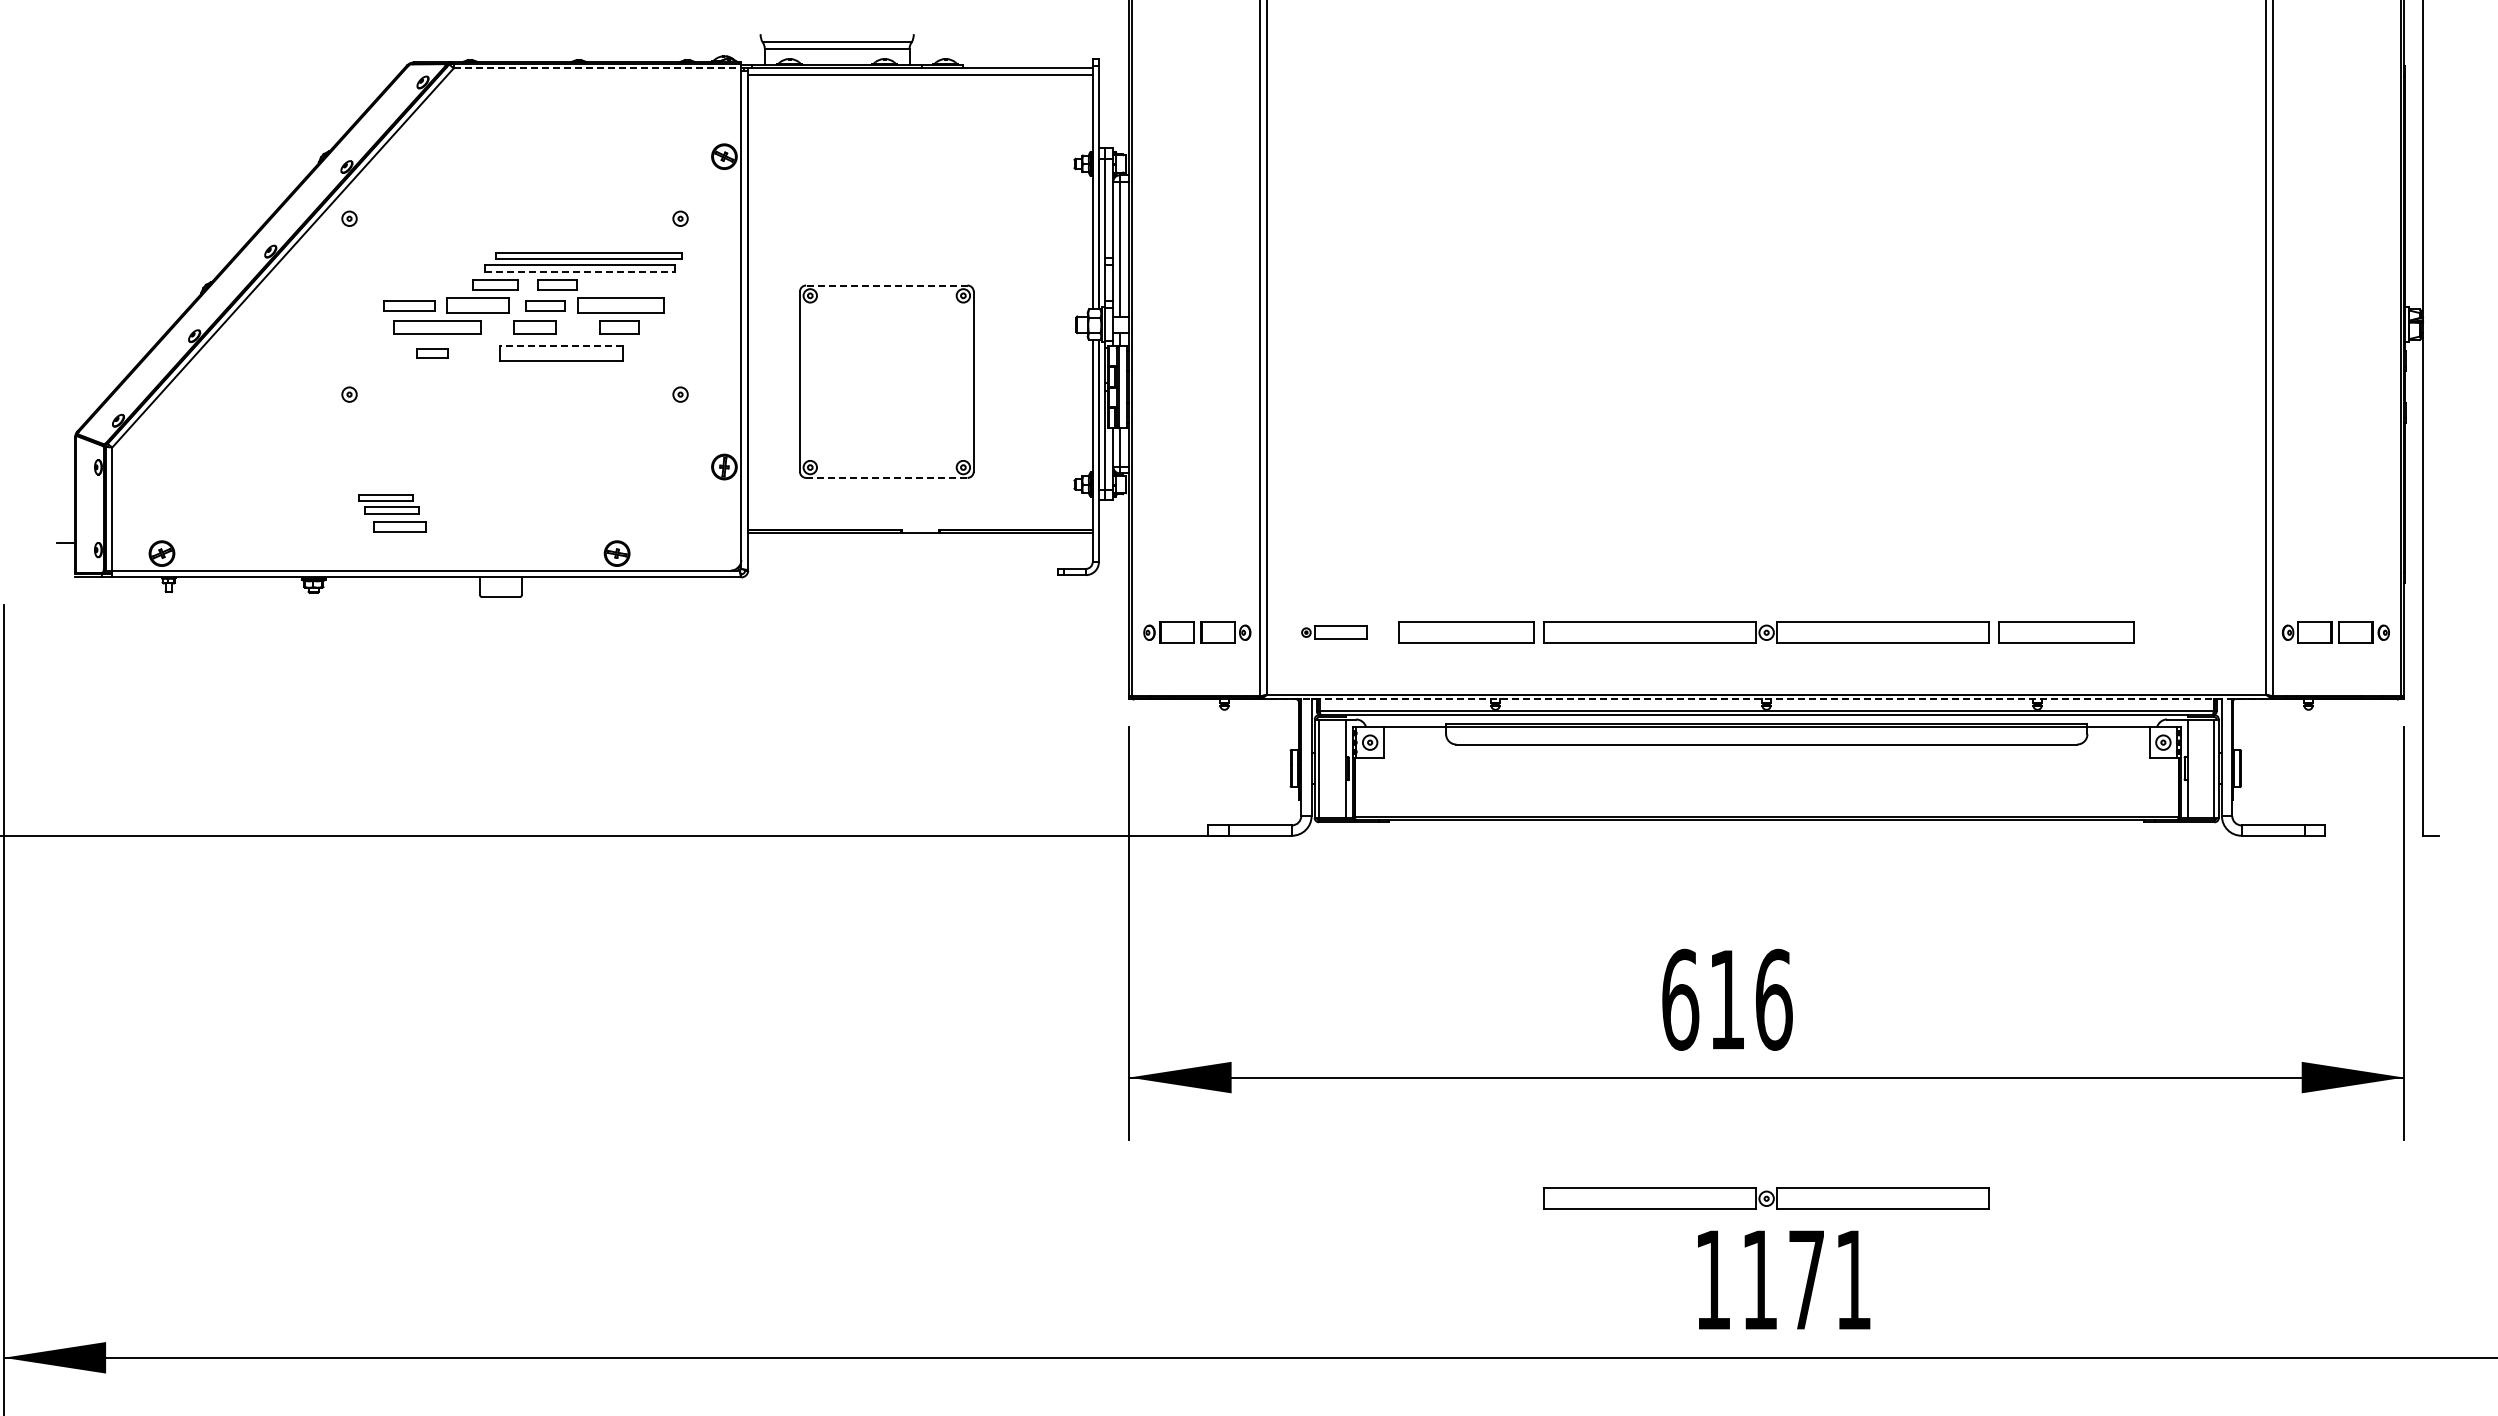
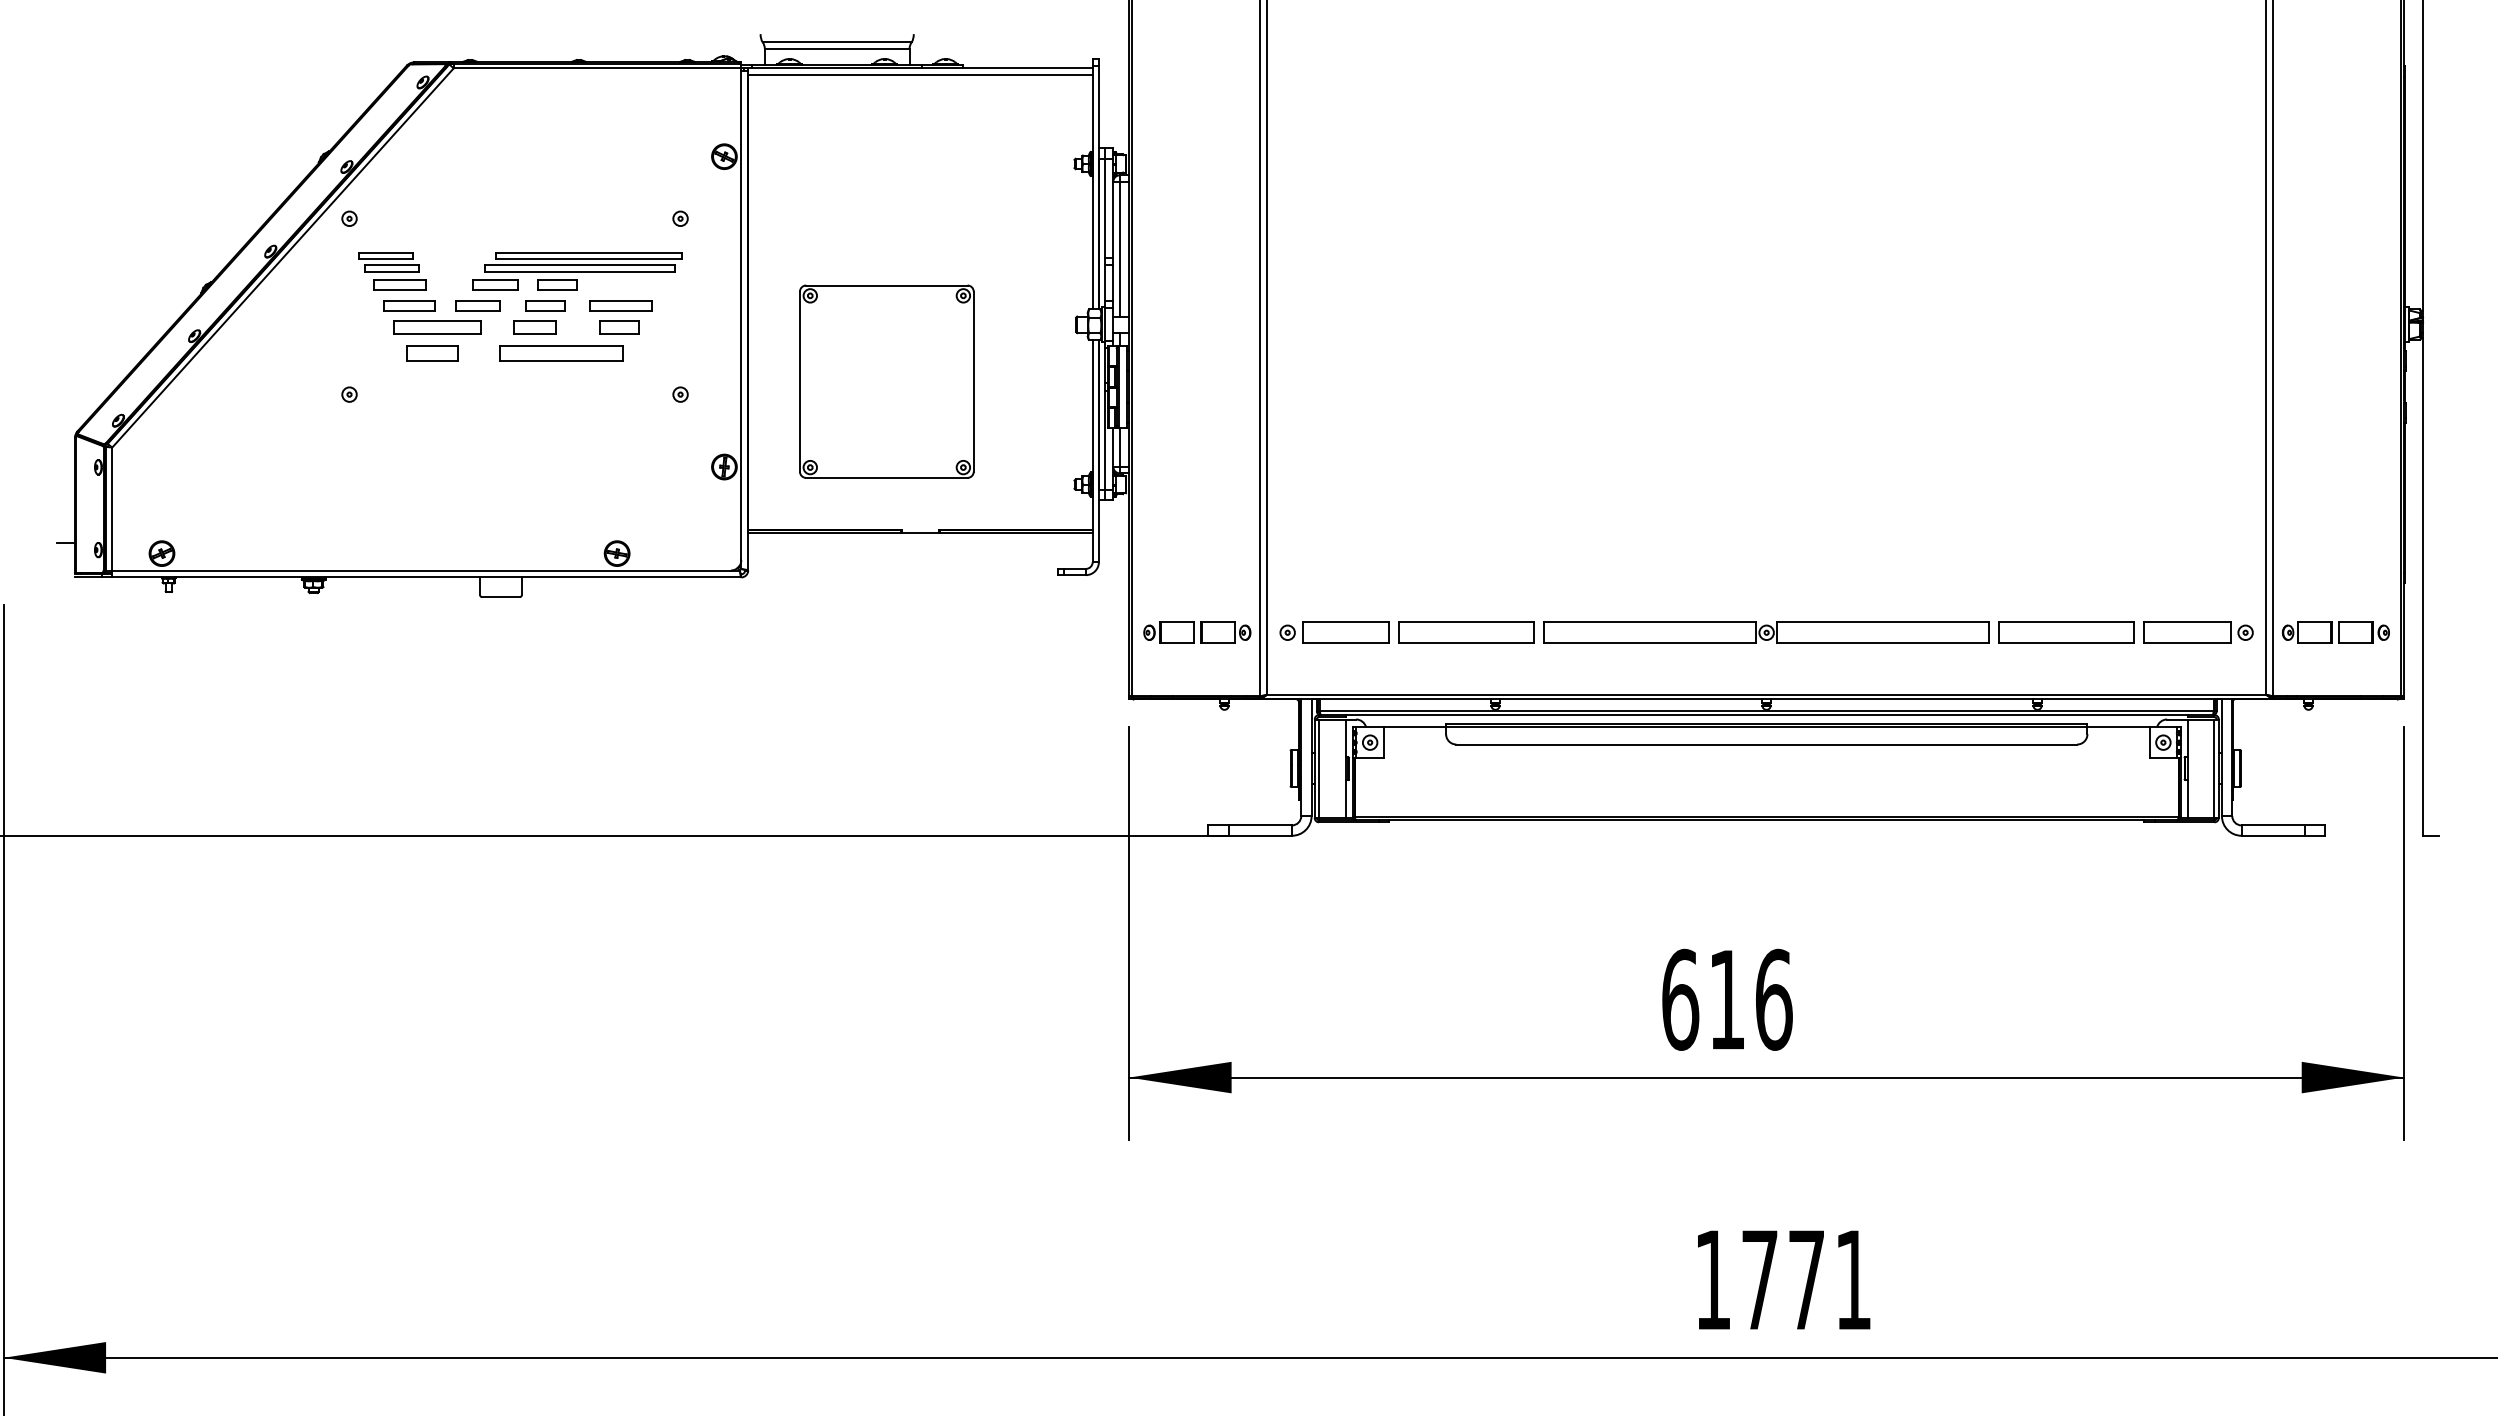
line: dashed -> solid (597, 68)
line: dashed -> solid (580, 271)
line: dashed -> solid (886, 285)
part size: 64x17 px -> 46x12 px (477, 305)
part size: 88x17 px -> 64x12 px (620, 305)
line: dashed -> solid (561, 346)
part size: 33x11 px -> 53x17 px (432, 353)
line: dashed -> solid (886, 477)
part position: (392, 513) -> (392, 271) (392, 271)
part size: 67x15 px -> 111x23 px (1334, 632)
part: none -> present (2198, 632)
line: dashed -> solid (1766, 699)
part: present -> none (1766, 1198)
text: 1171 -> 1771 (1759, 1279)
